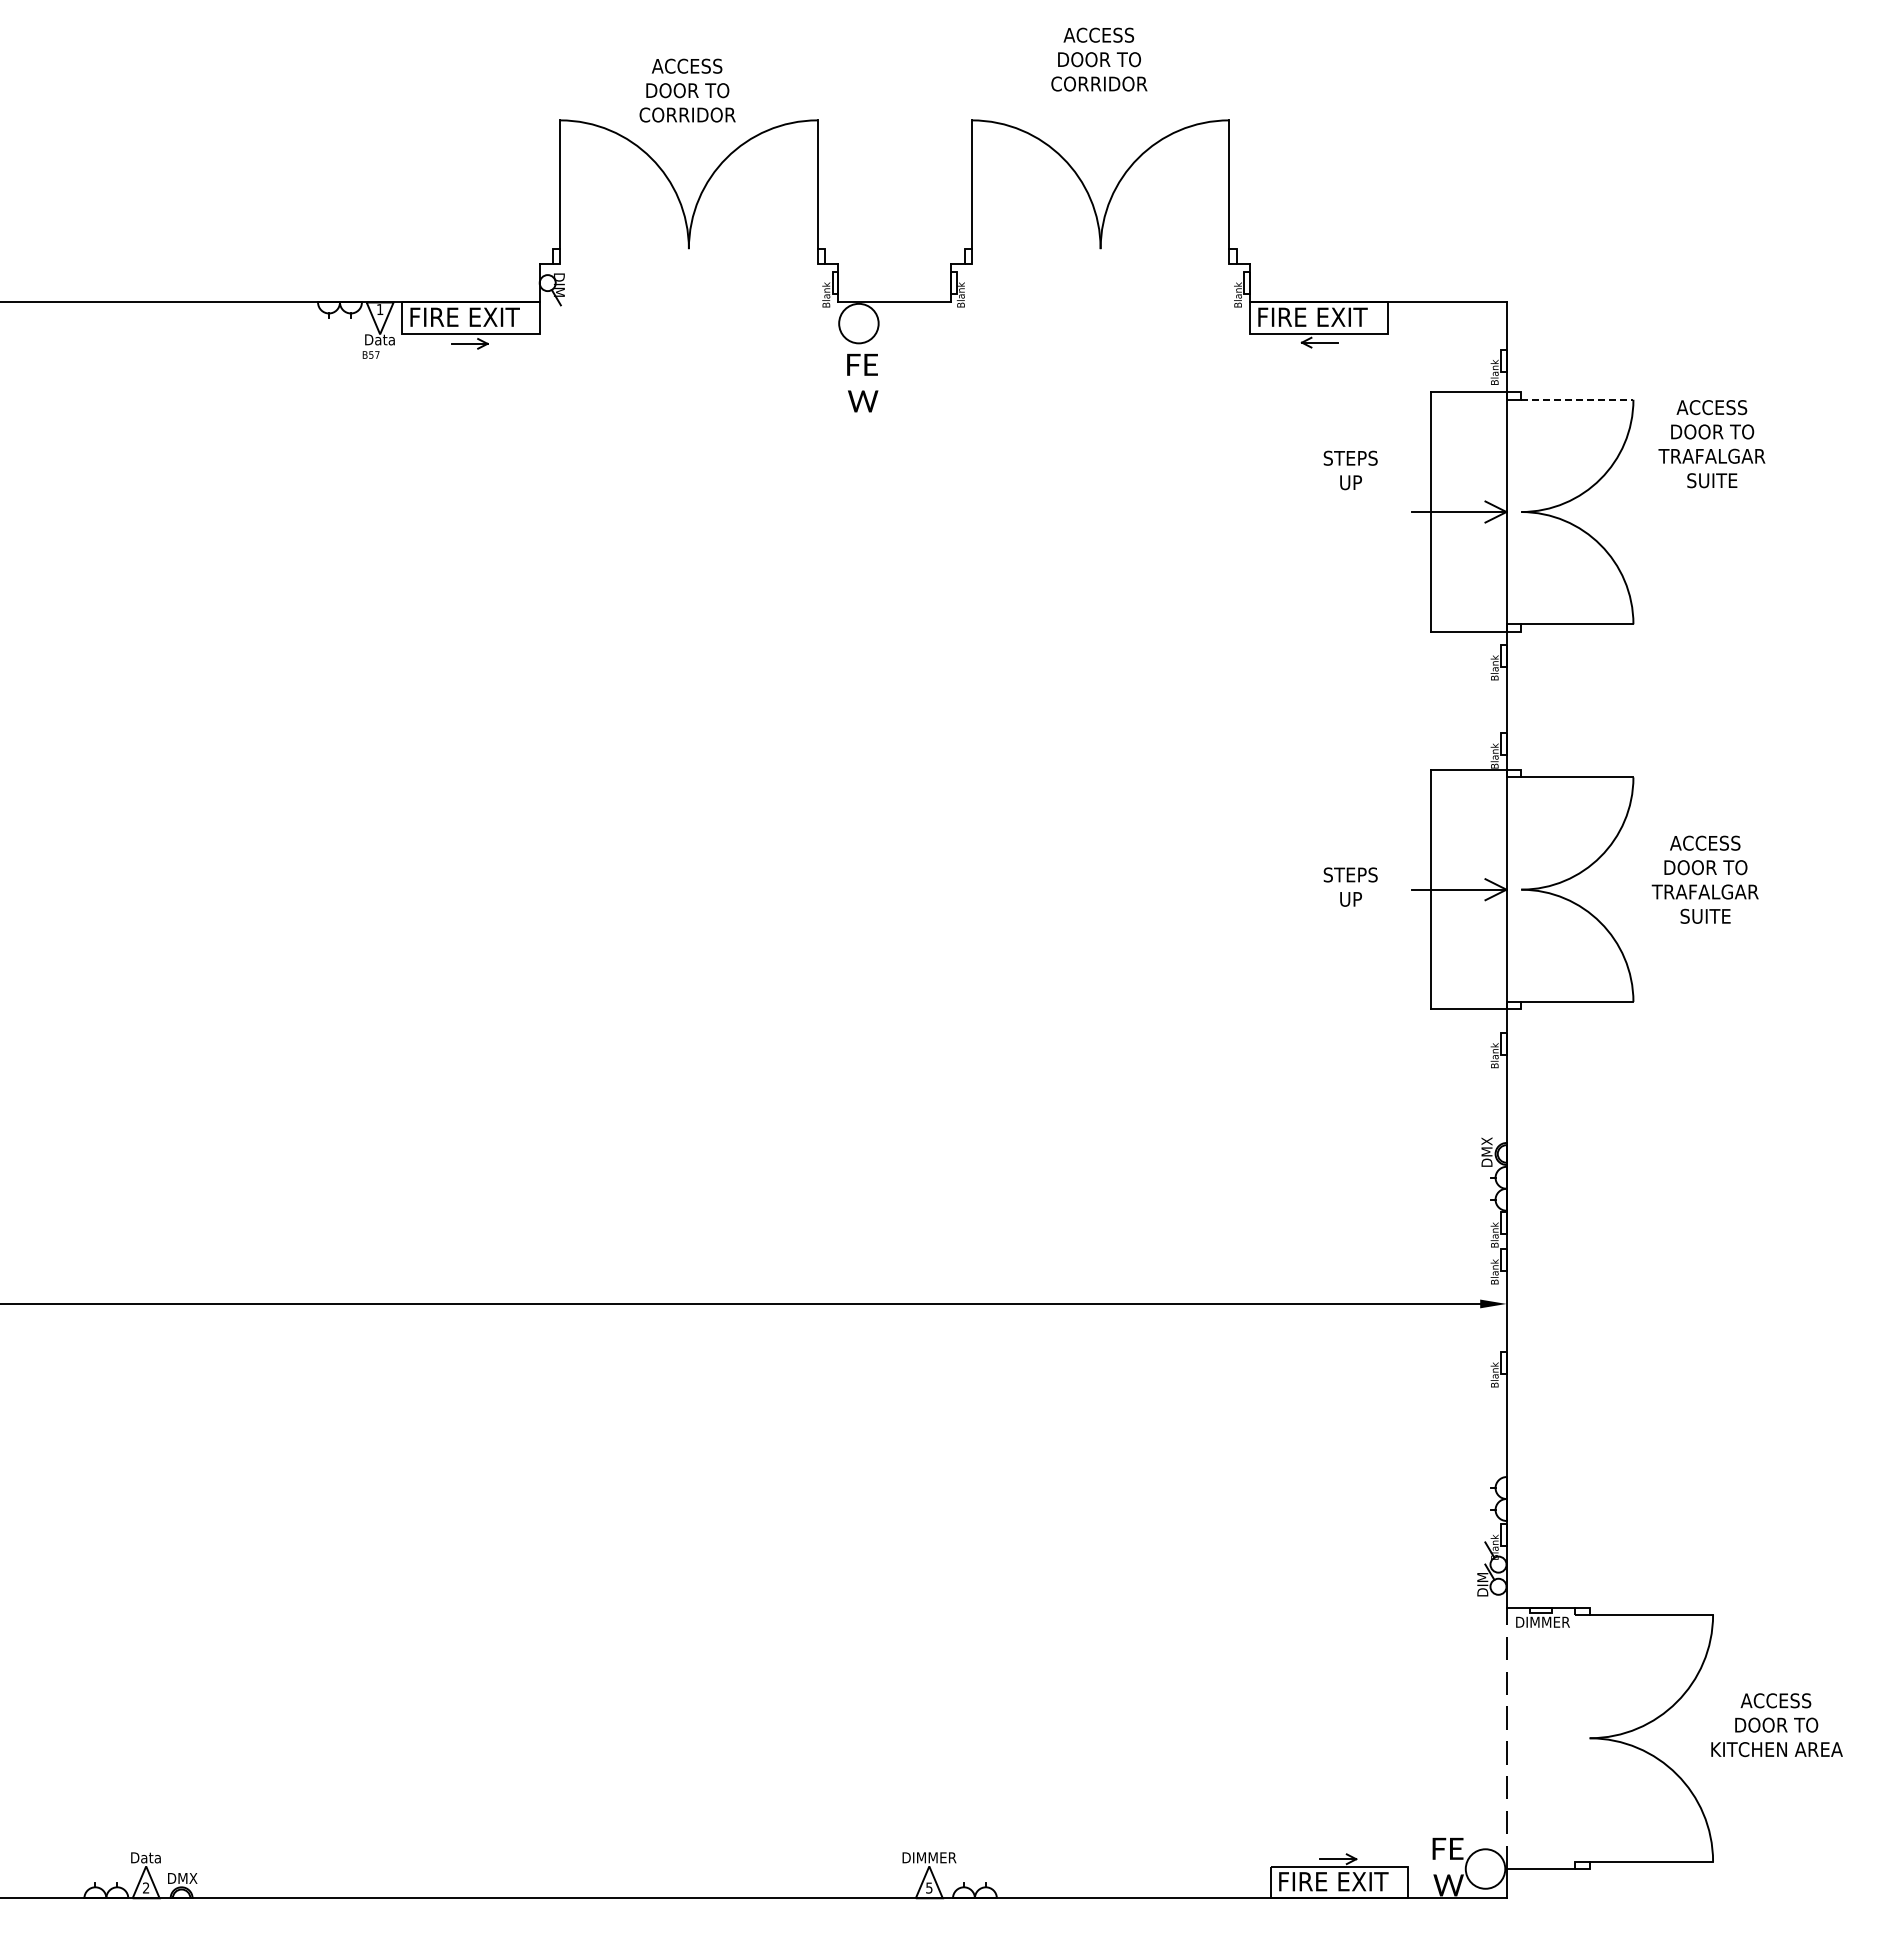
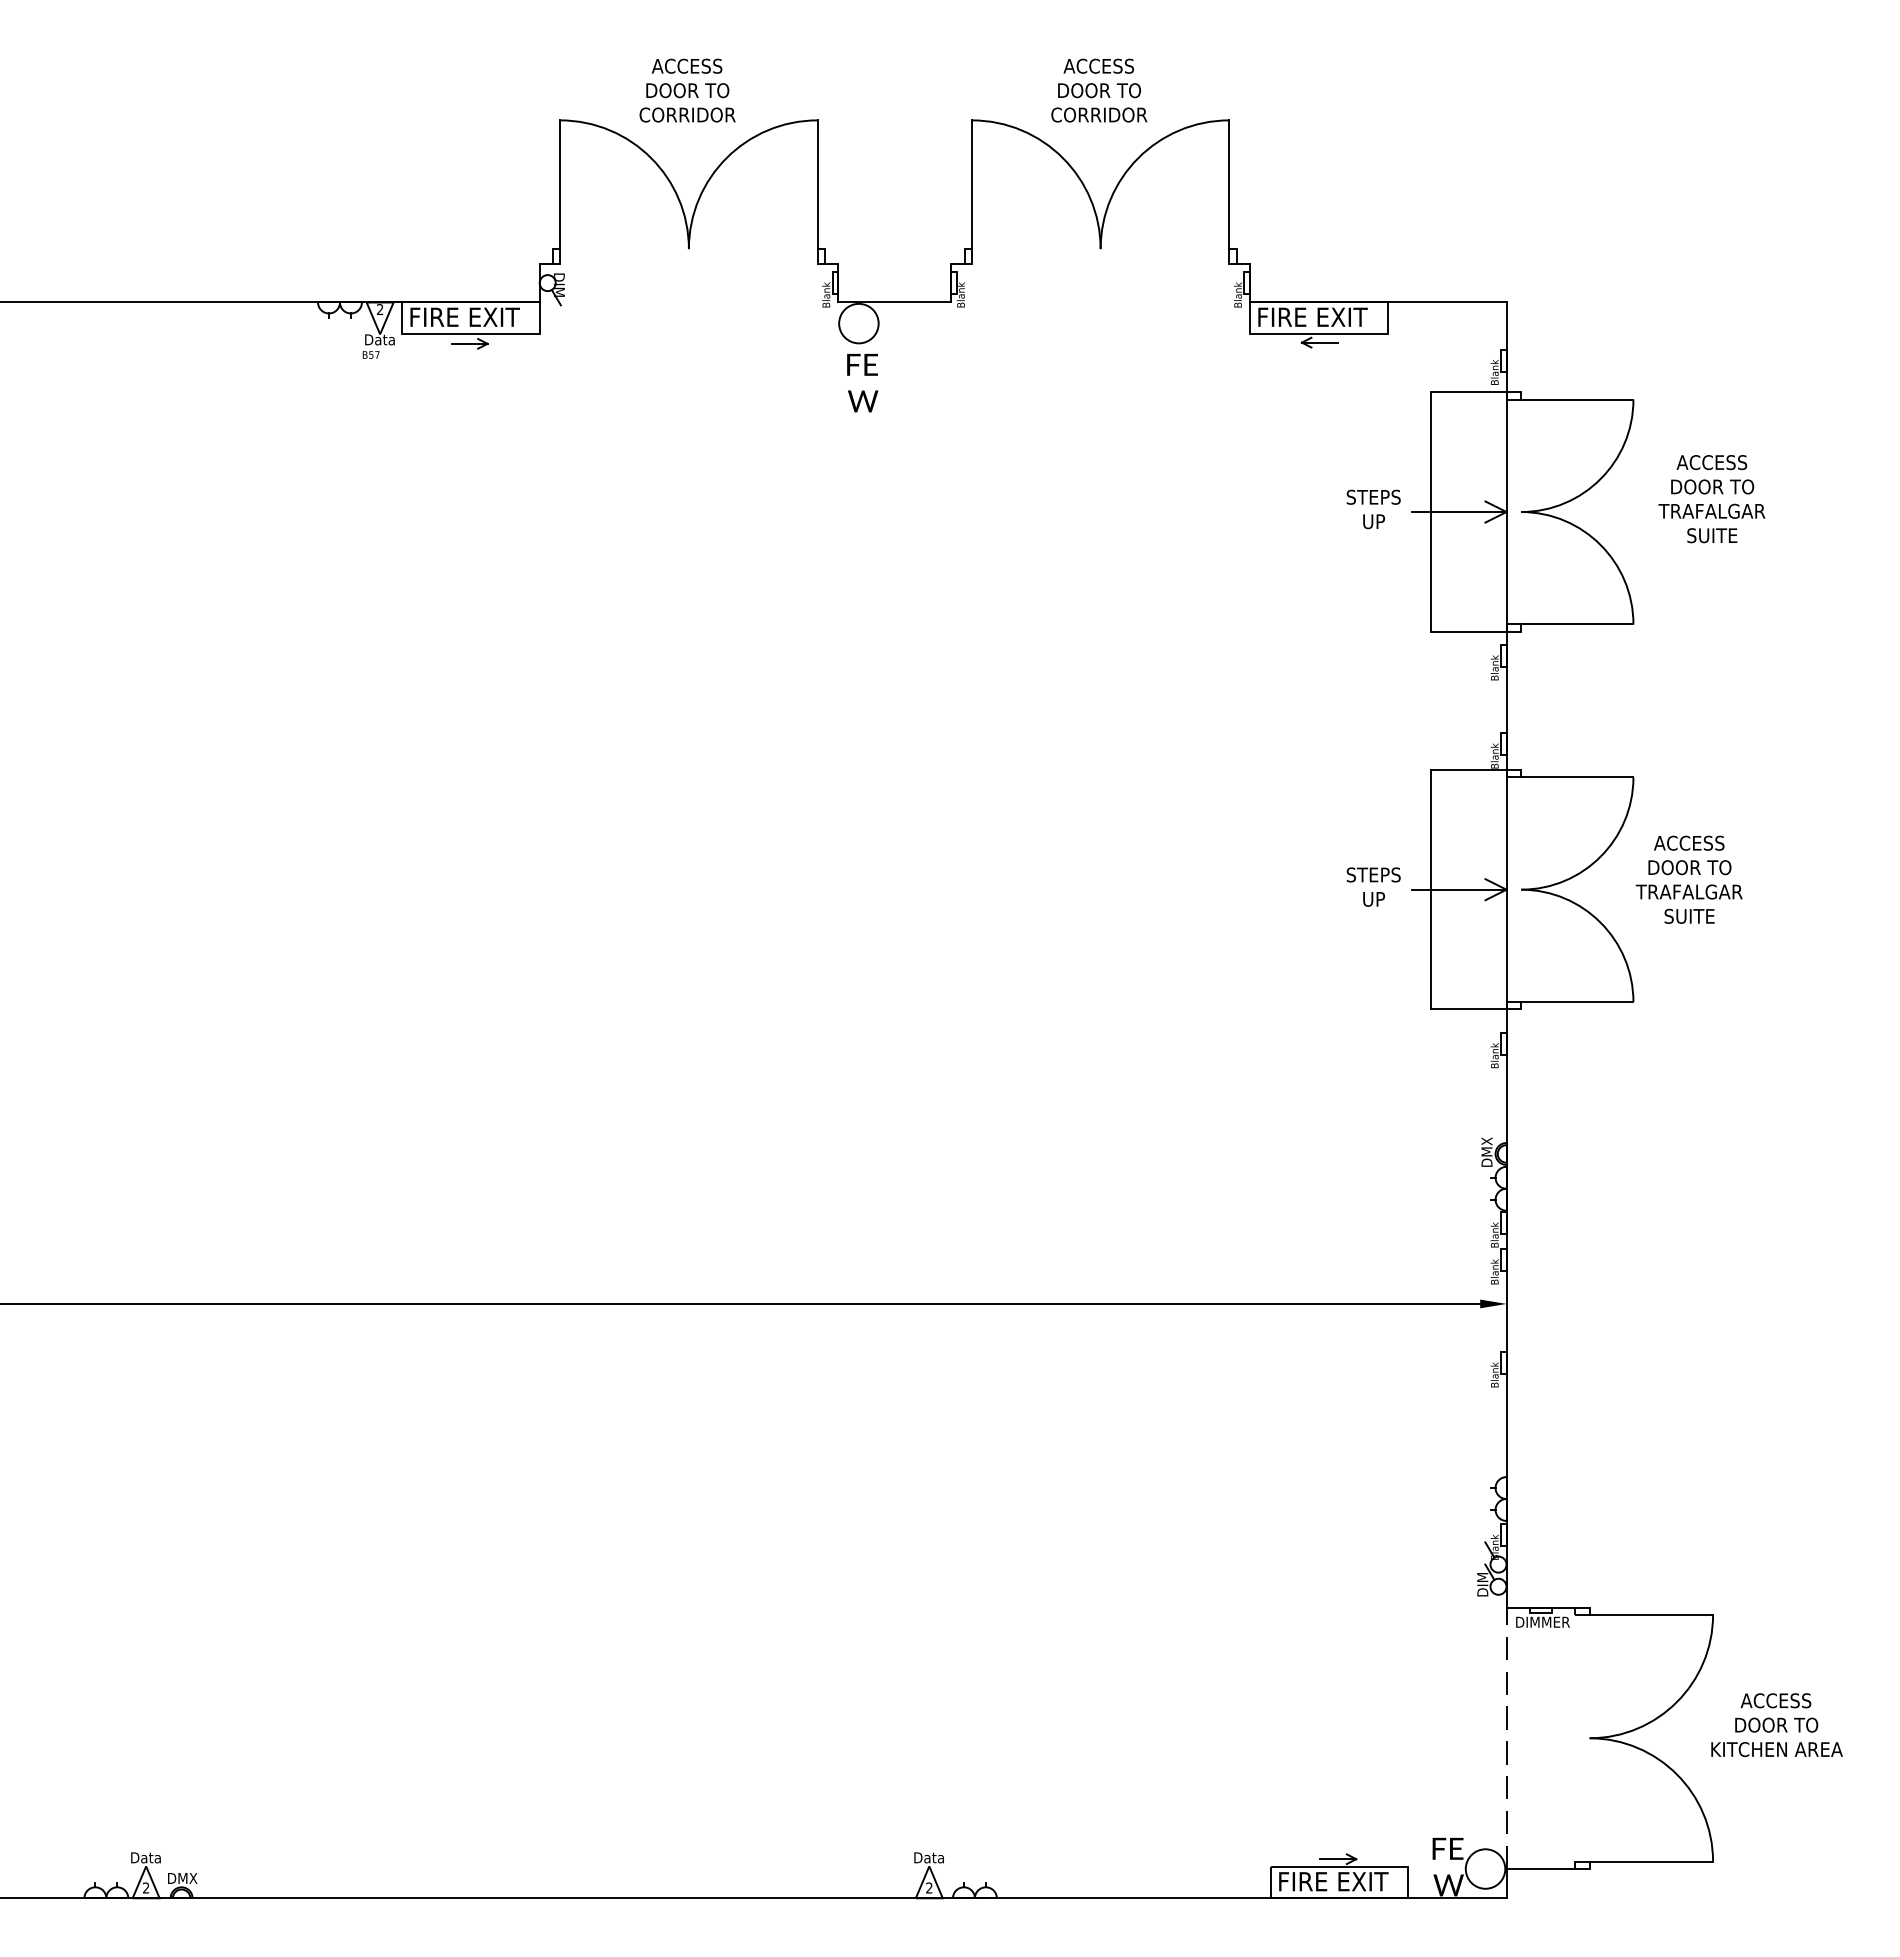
text position: (1099, 59) -> (1099, 90) (1099, 90)
text: 1 -> 2 (379, 309)
line: dashed -> solid (1577, 399)
text position: (1711, 444) -> (1711, 499) (1711, 499)
text position: (1350, 470) -> (1373, 509) (1373, 509)
text position: (1704, 879) -> (1688, 879) (1688, 879)
text position: (1350, 886) -> (1373, 886) (1373, 886)
text: DIMMER -> Data (929, 1857)
text: 5 -> 2 (929, 1887)
